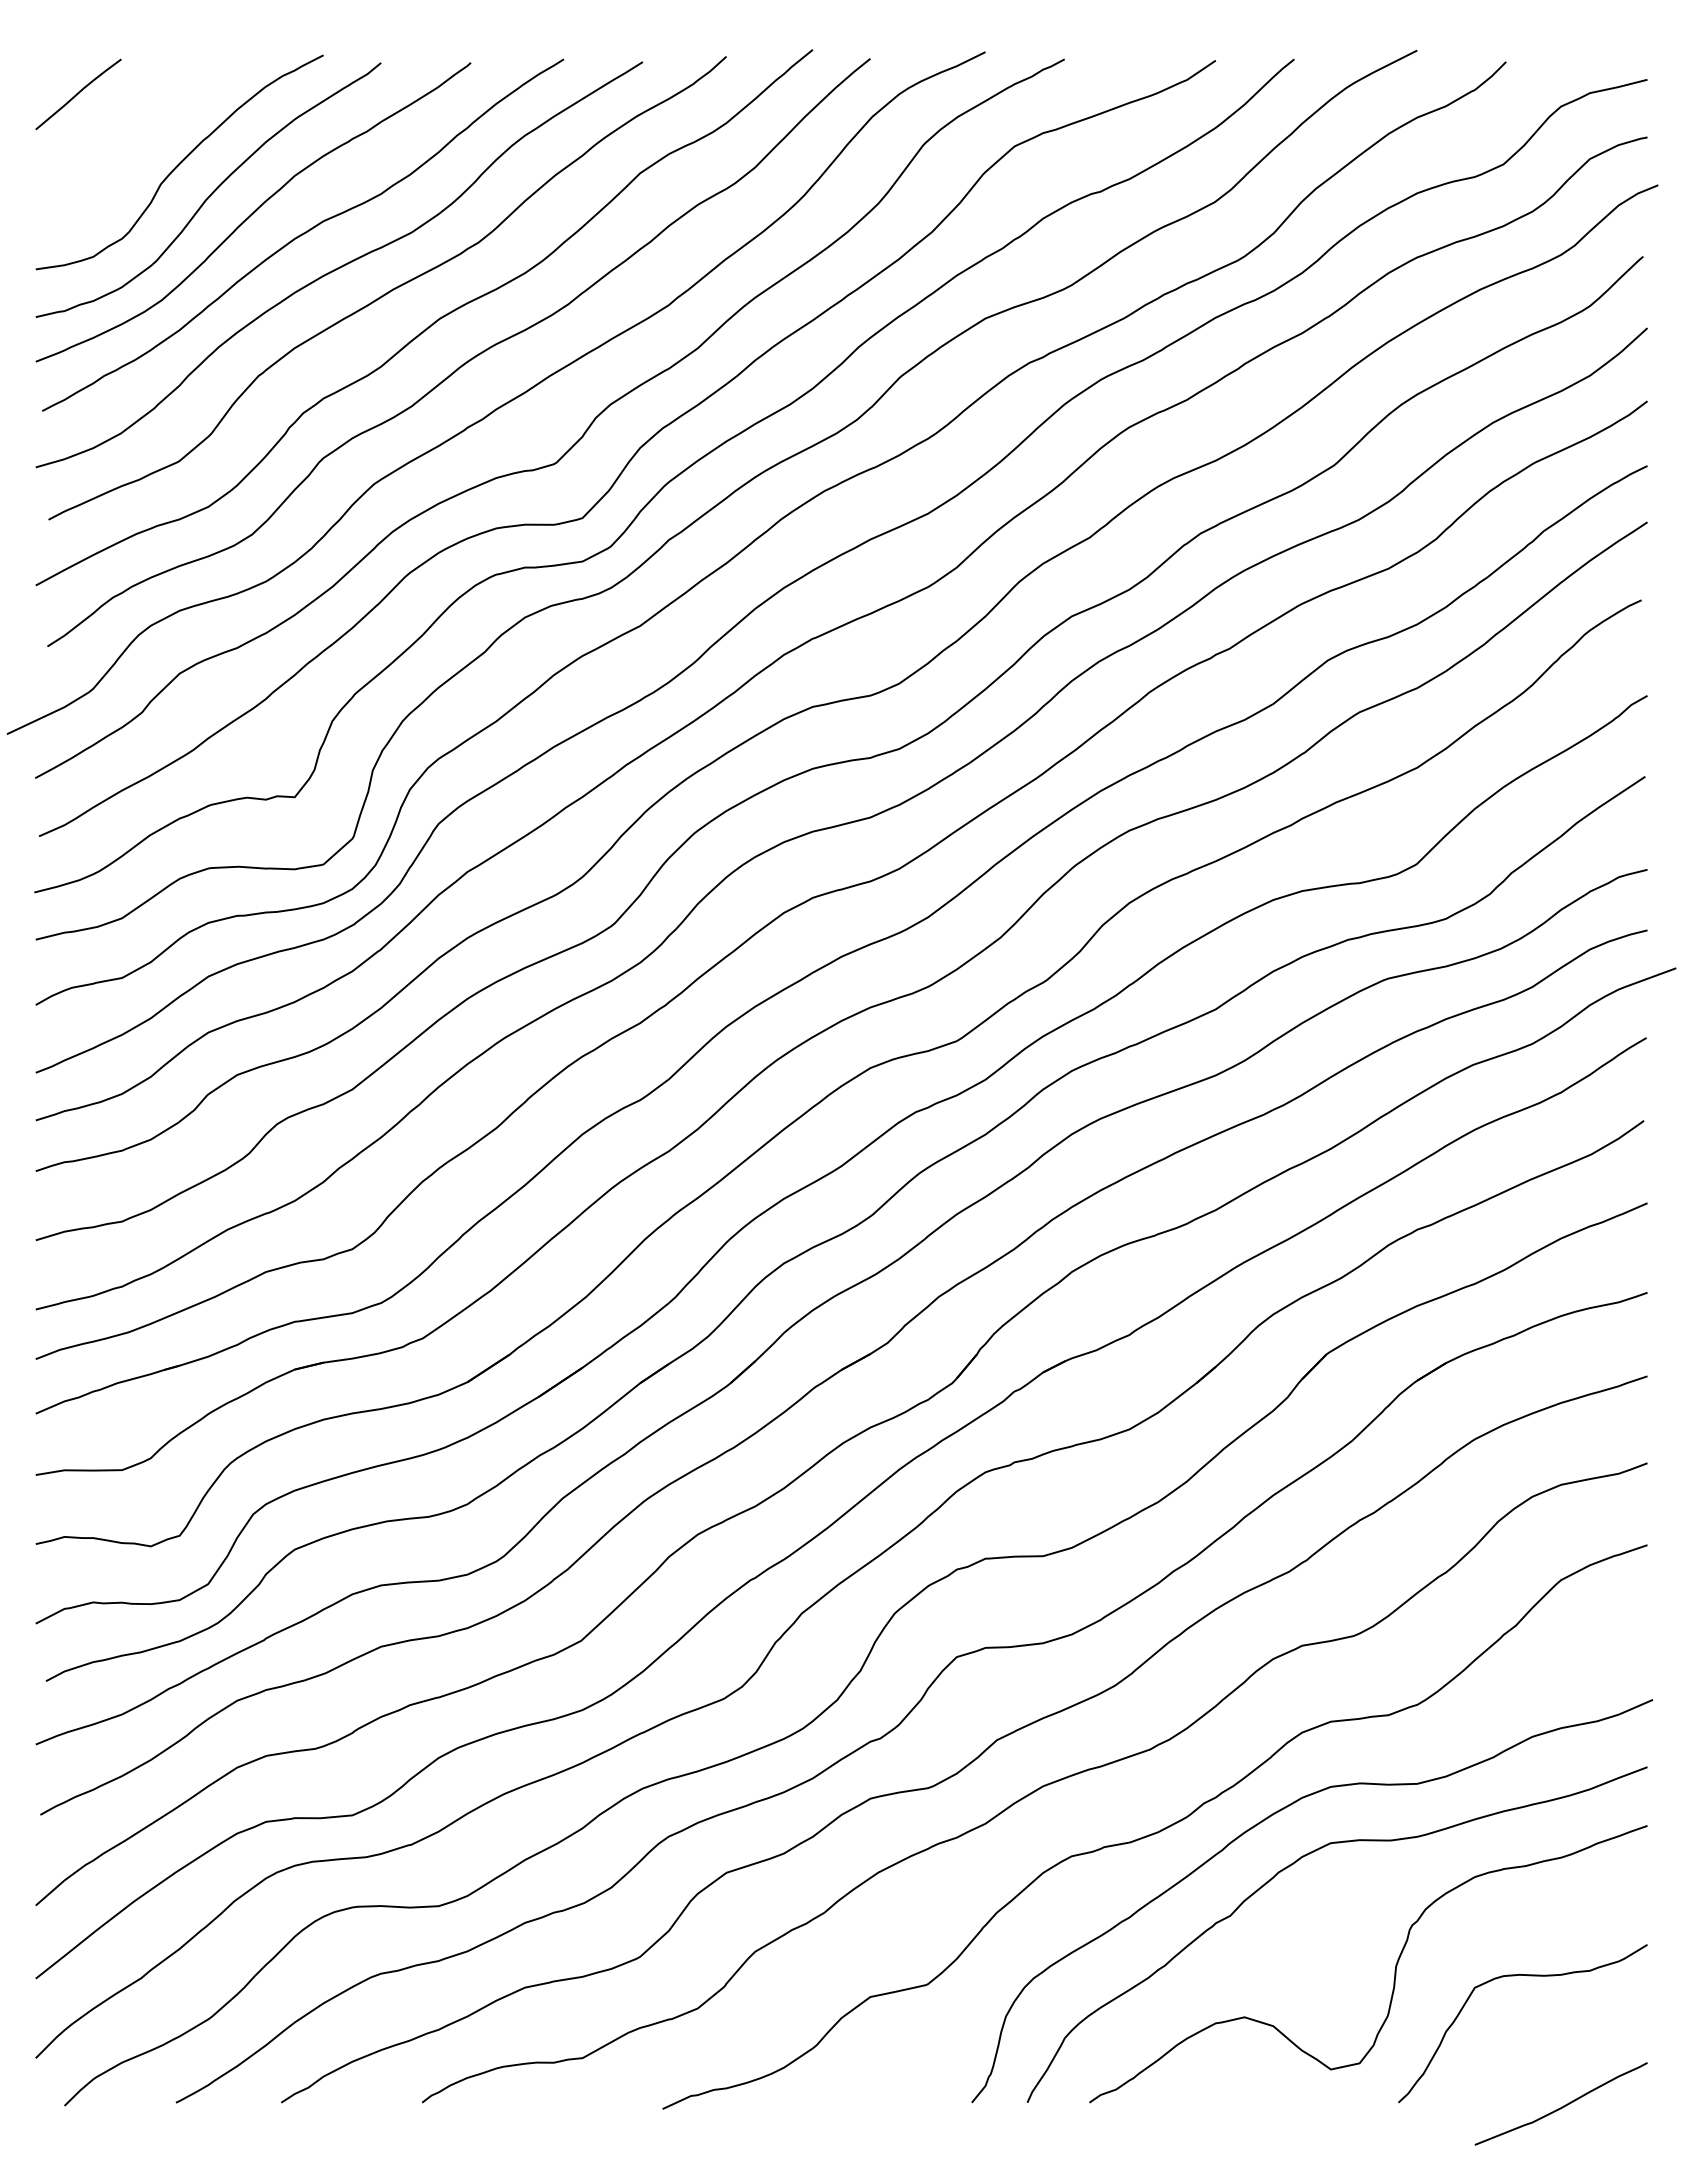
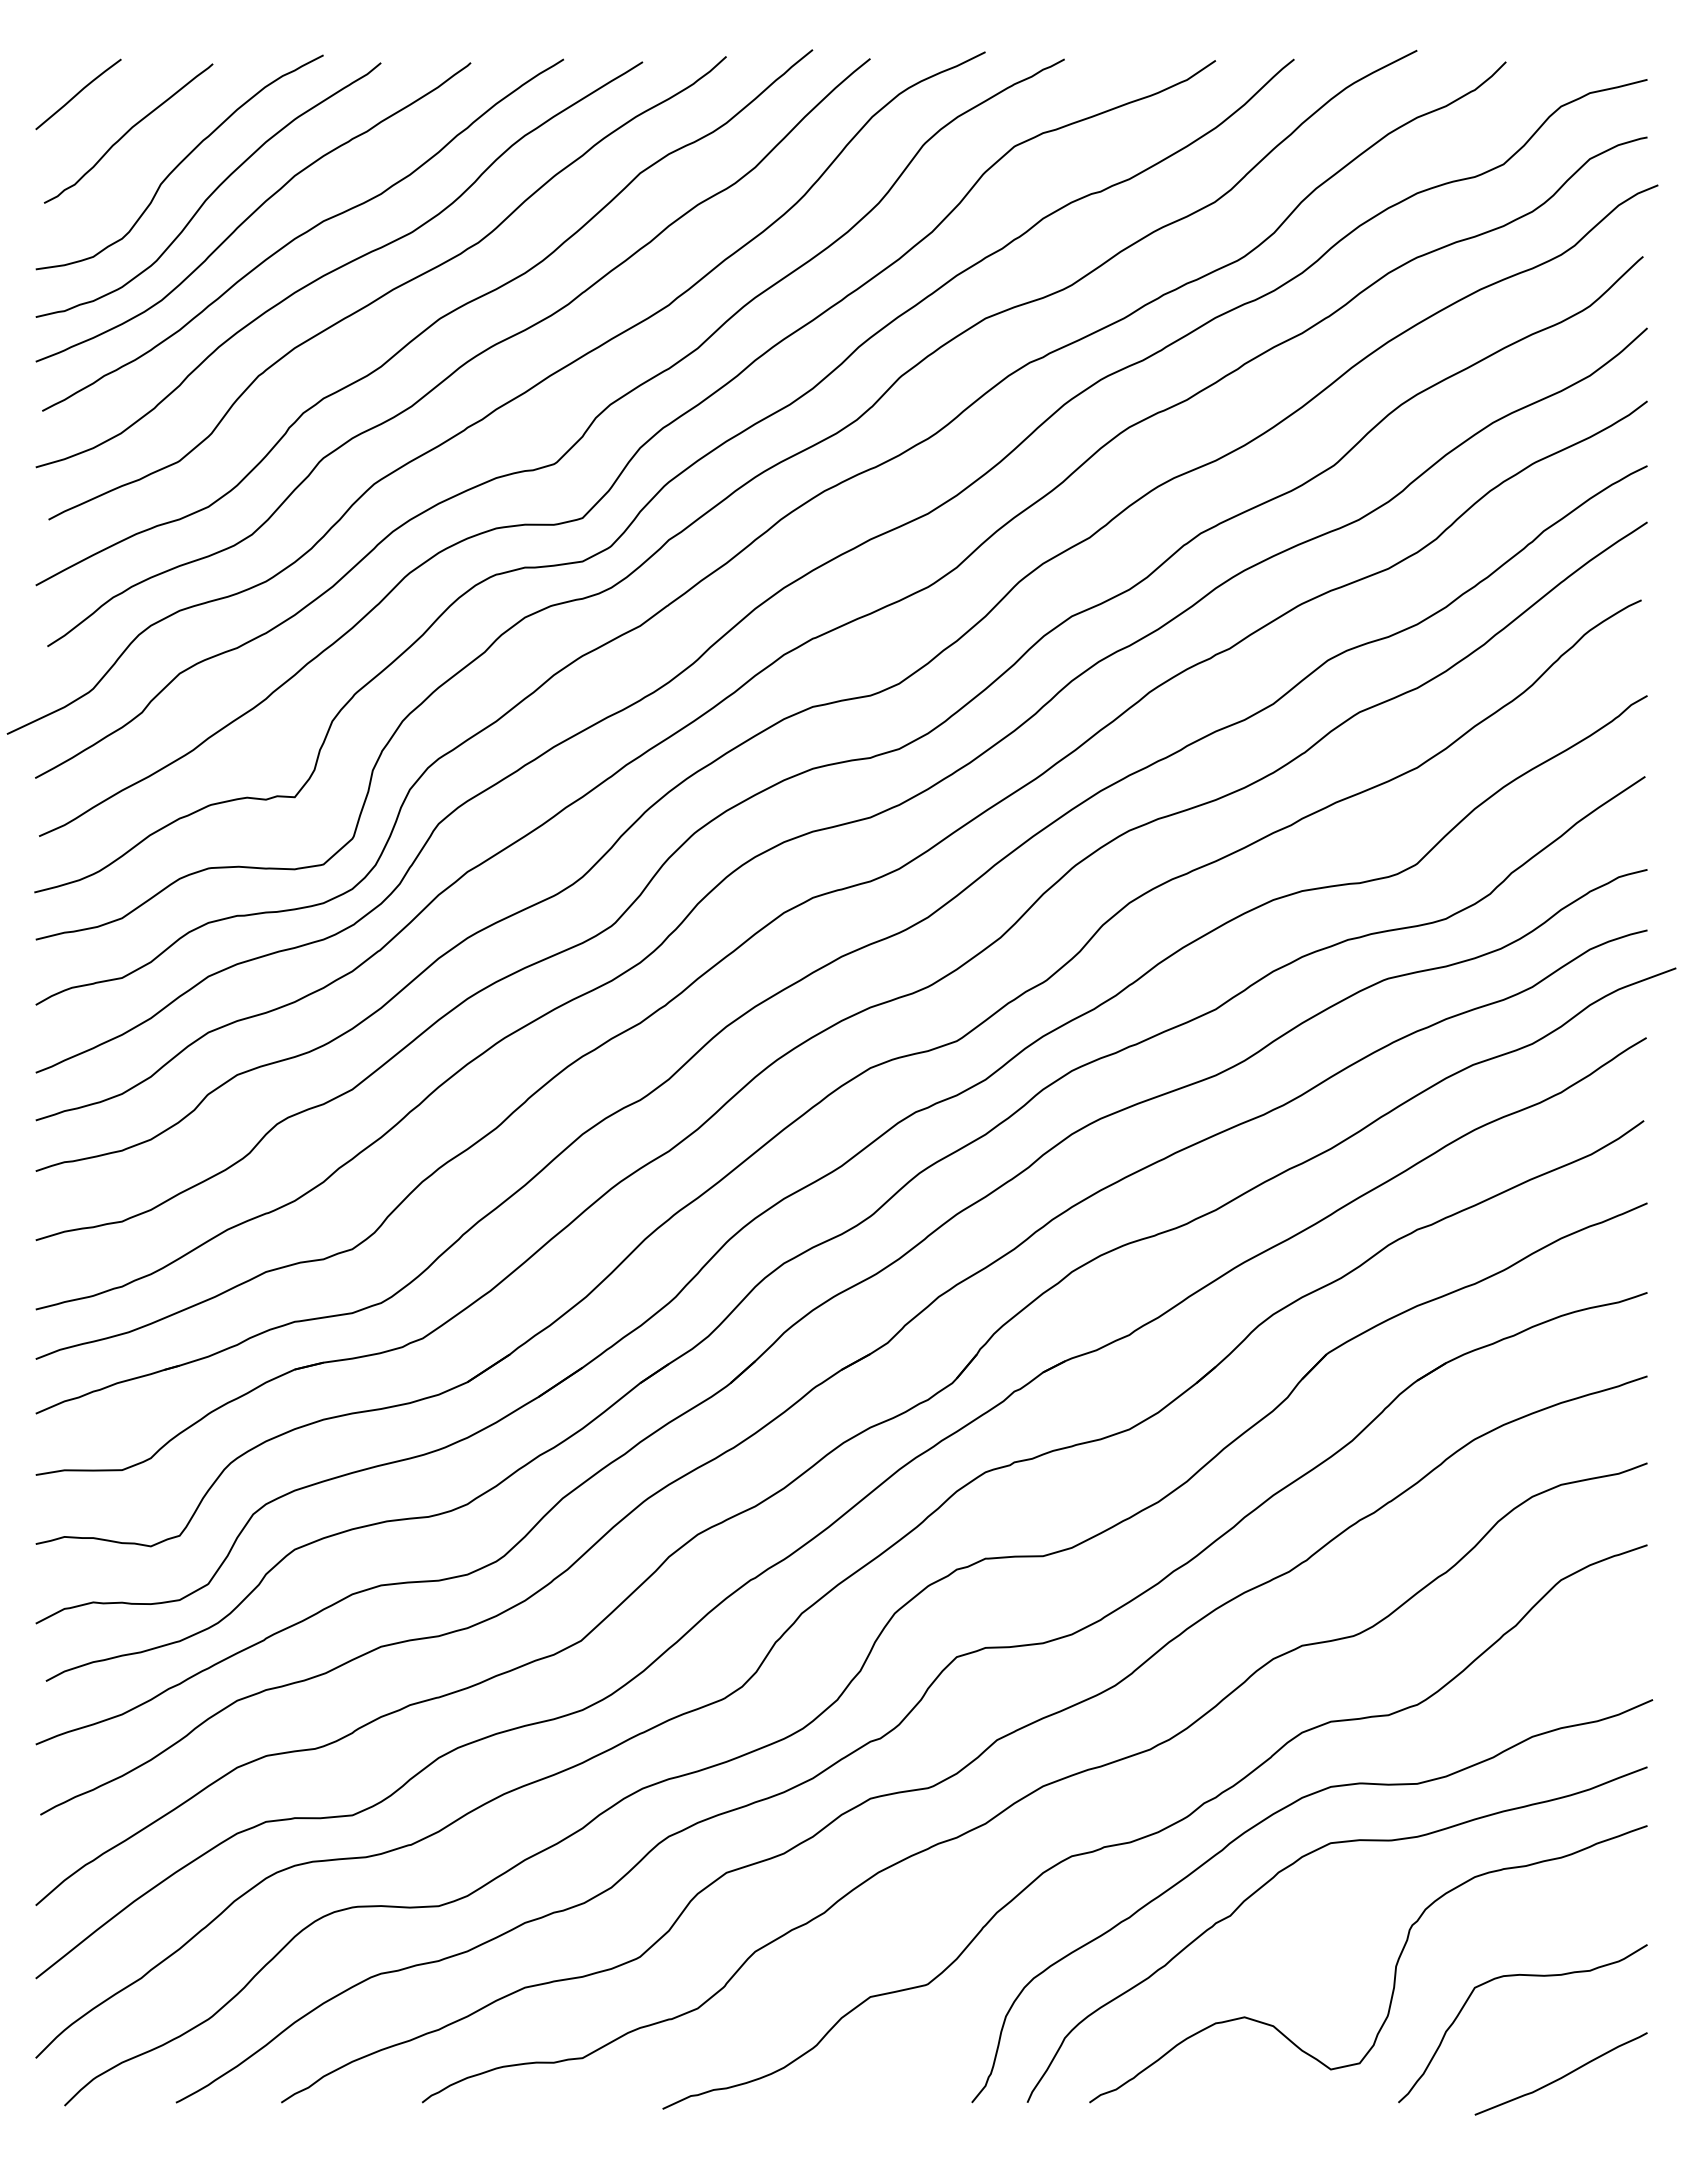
curve: none -> present (128, 132)
curve position: (1561, 2106) -> (1561, 2076) (1561, 2076)
